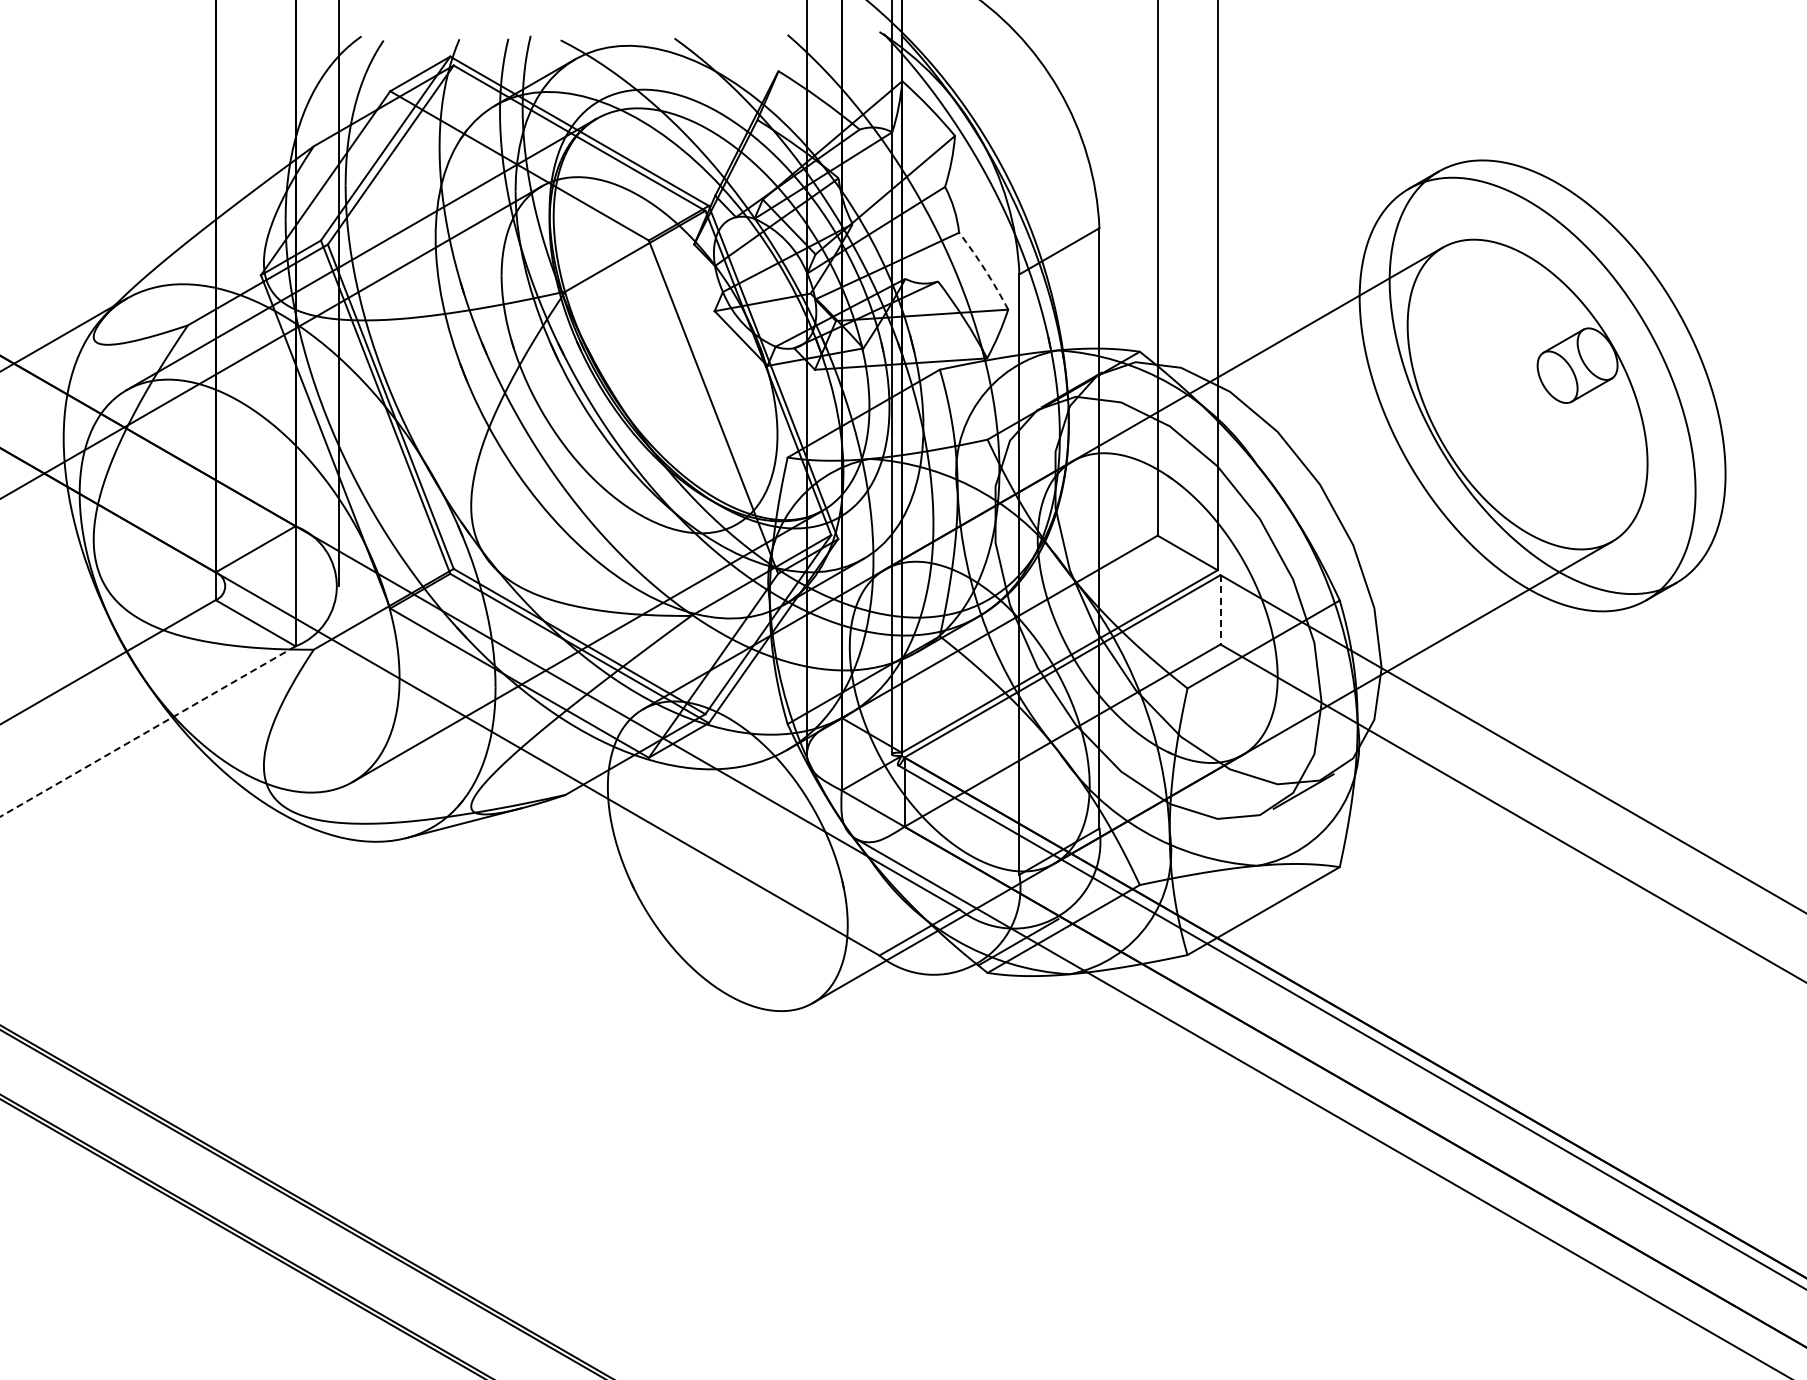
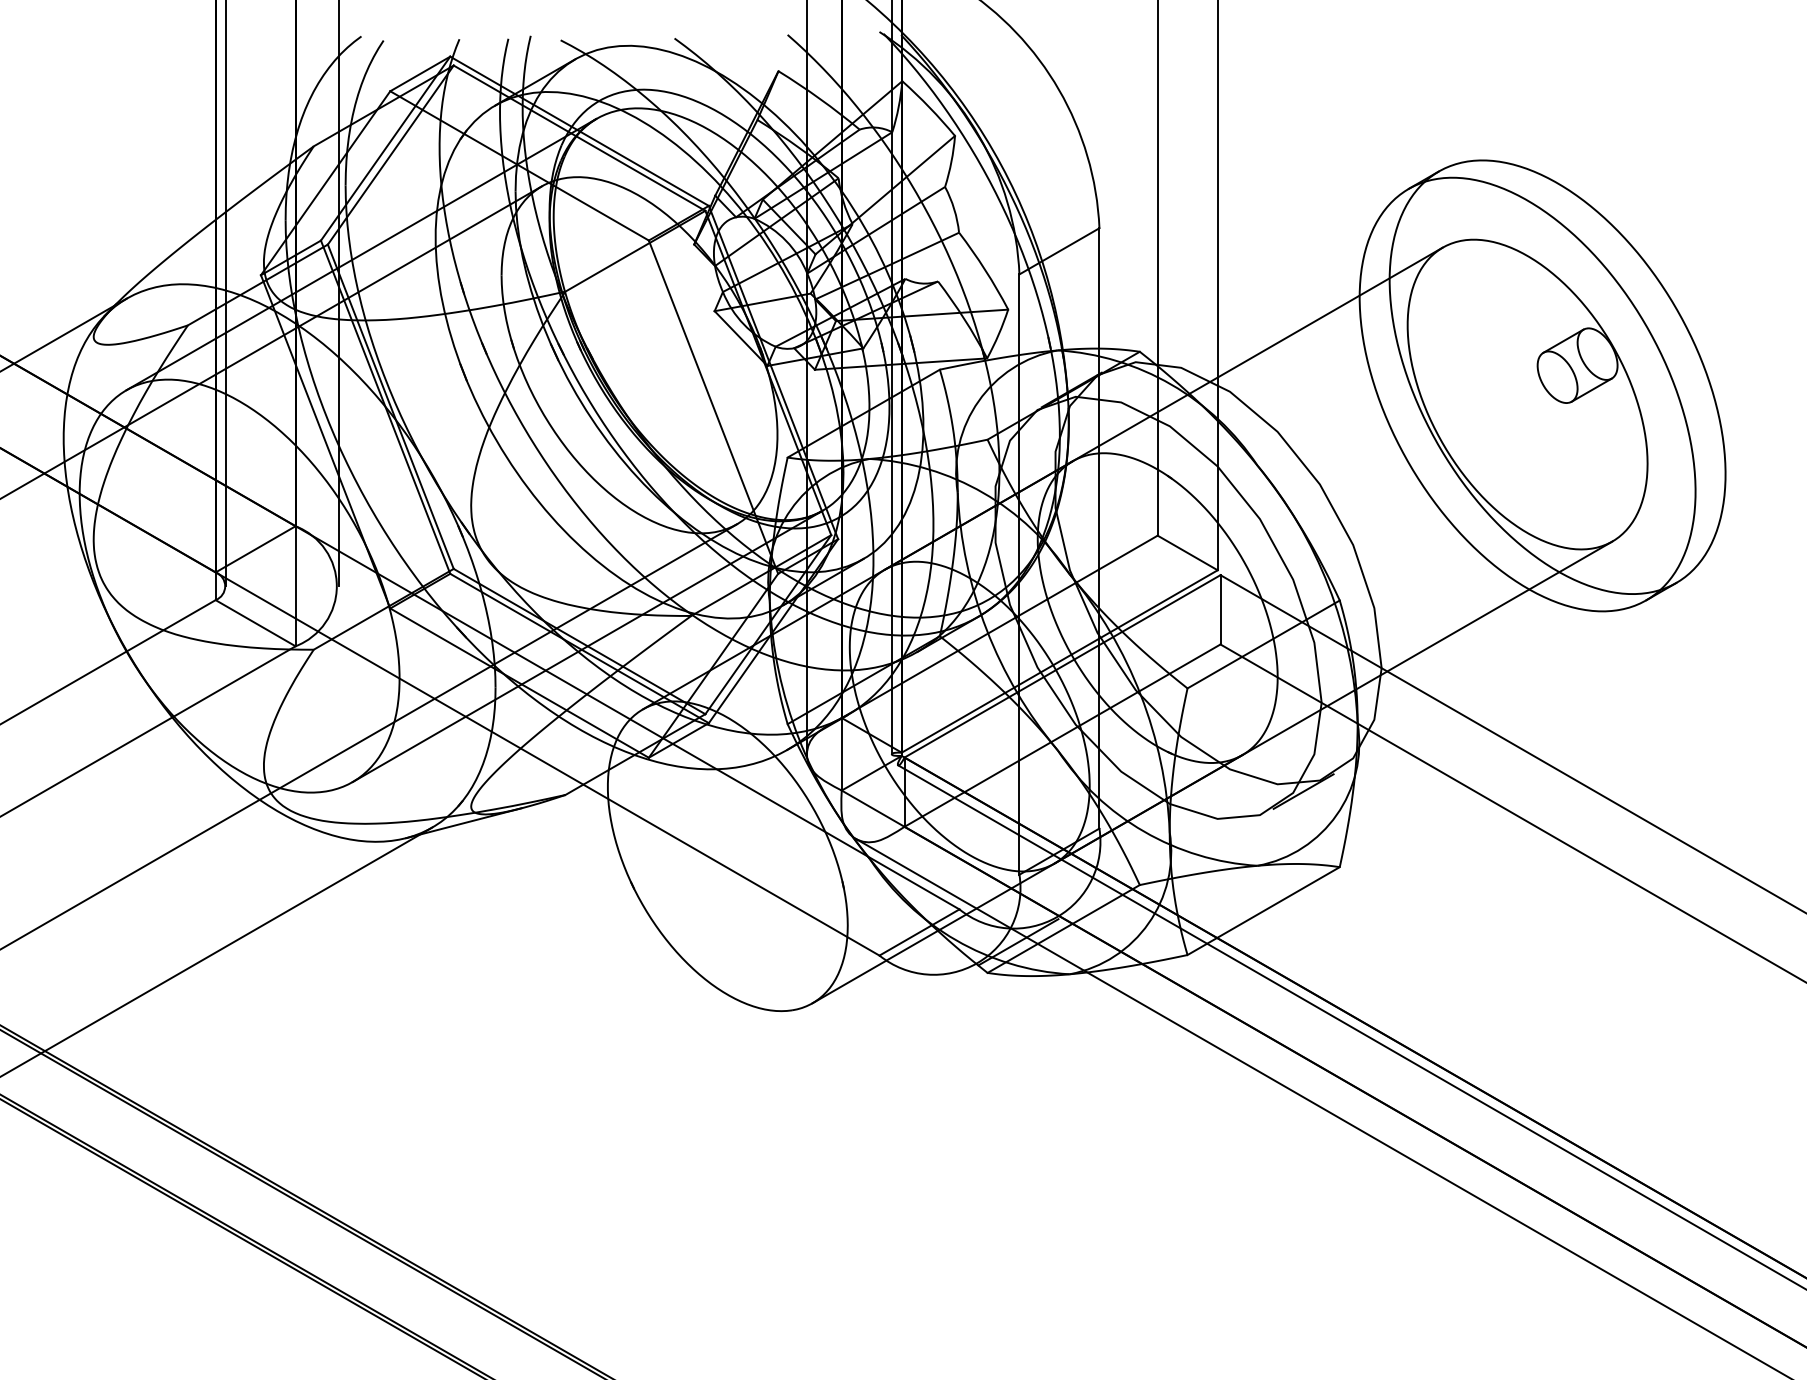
arc: dashed -> solid (985, 270)
line: none -> present (225, 294)
line: dashed -> solid (1220, 609)
line: dashed -> solid (148, 731)
line: none -> present (369, 736)
line: none -> present (217, 951)
